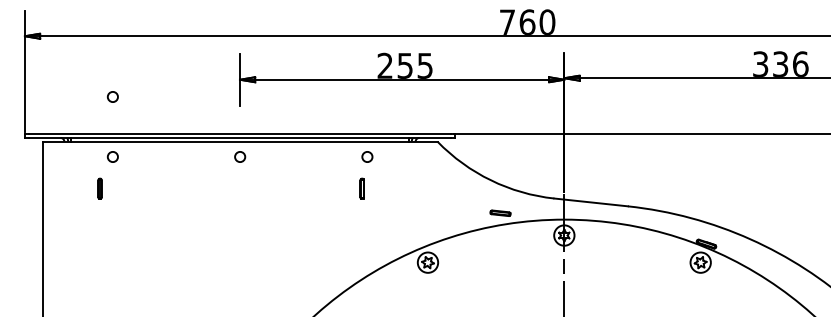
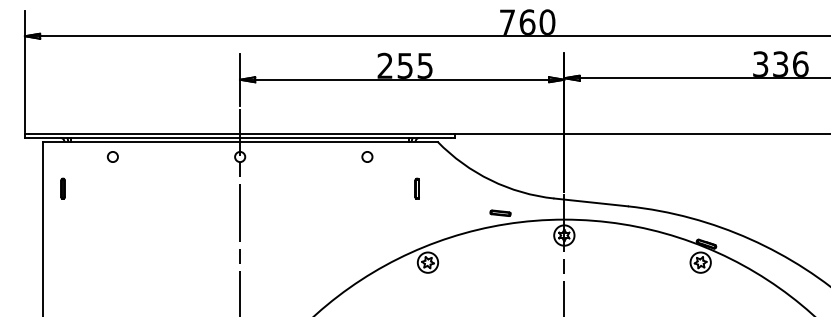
circle: present -> none (112, 96)
part position: (99, 188) -> (62, 188) (62, 188)
part position: (361, 188) -> (416, 188) (416, 188)
line: none -> present (239, 210)
